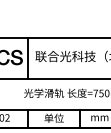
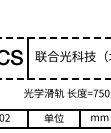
line: solid -> dashed (55, 37)
line: solid -> dashed (55, 78)
